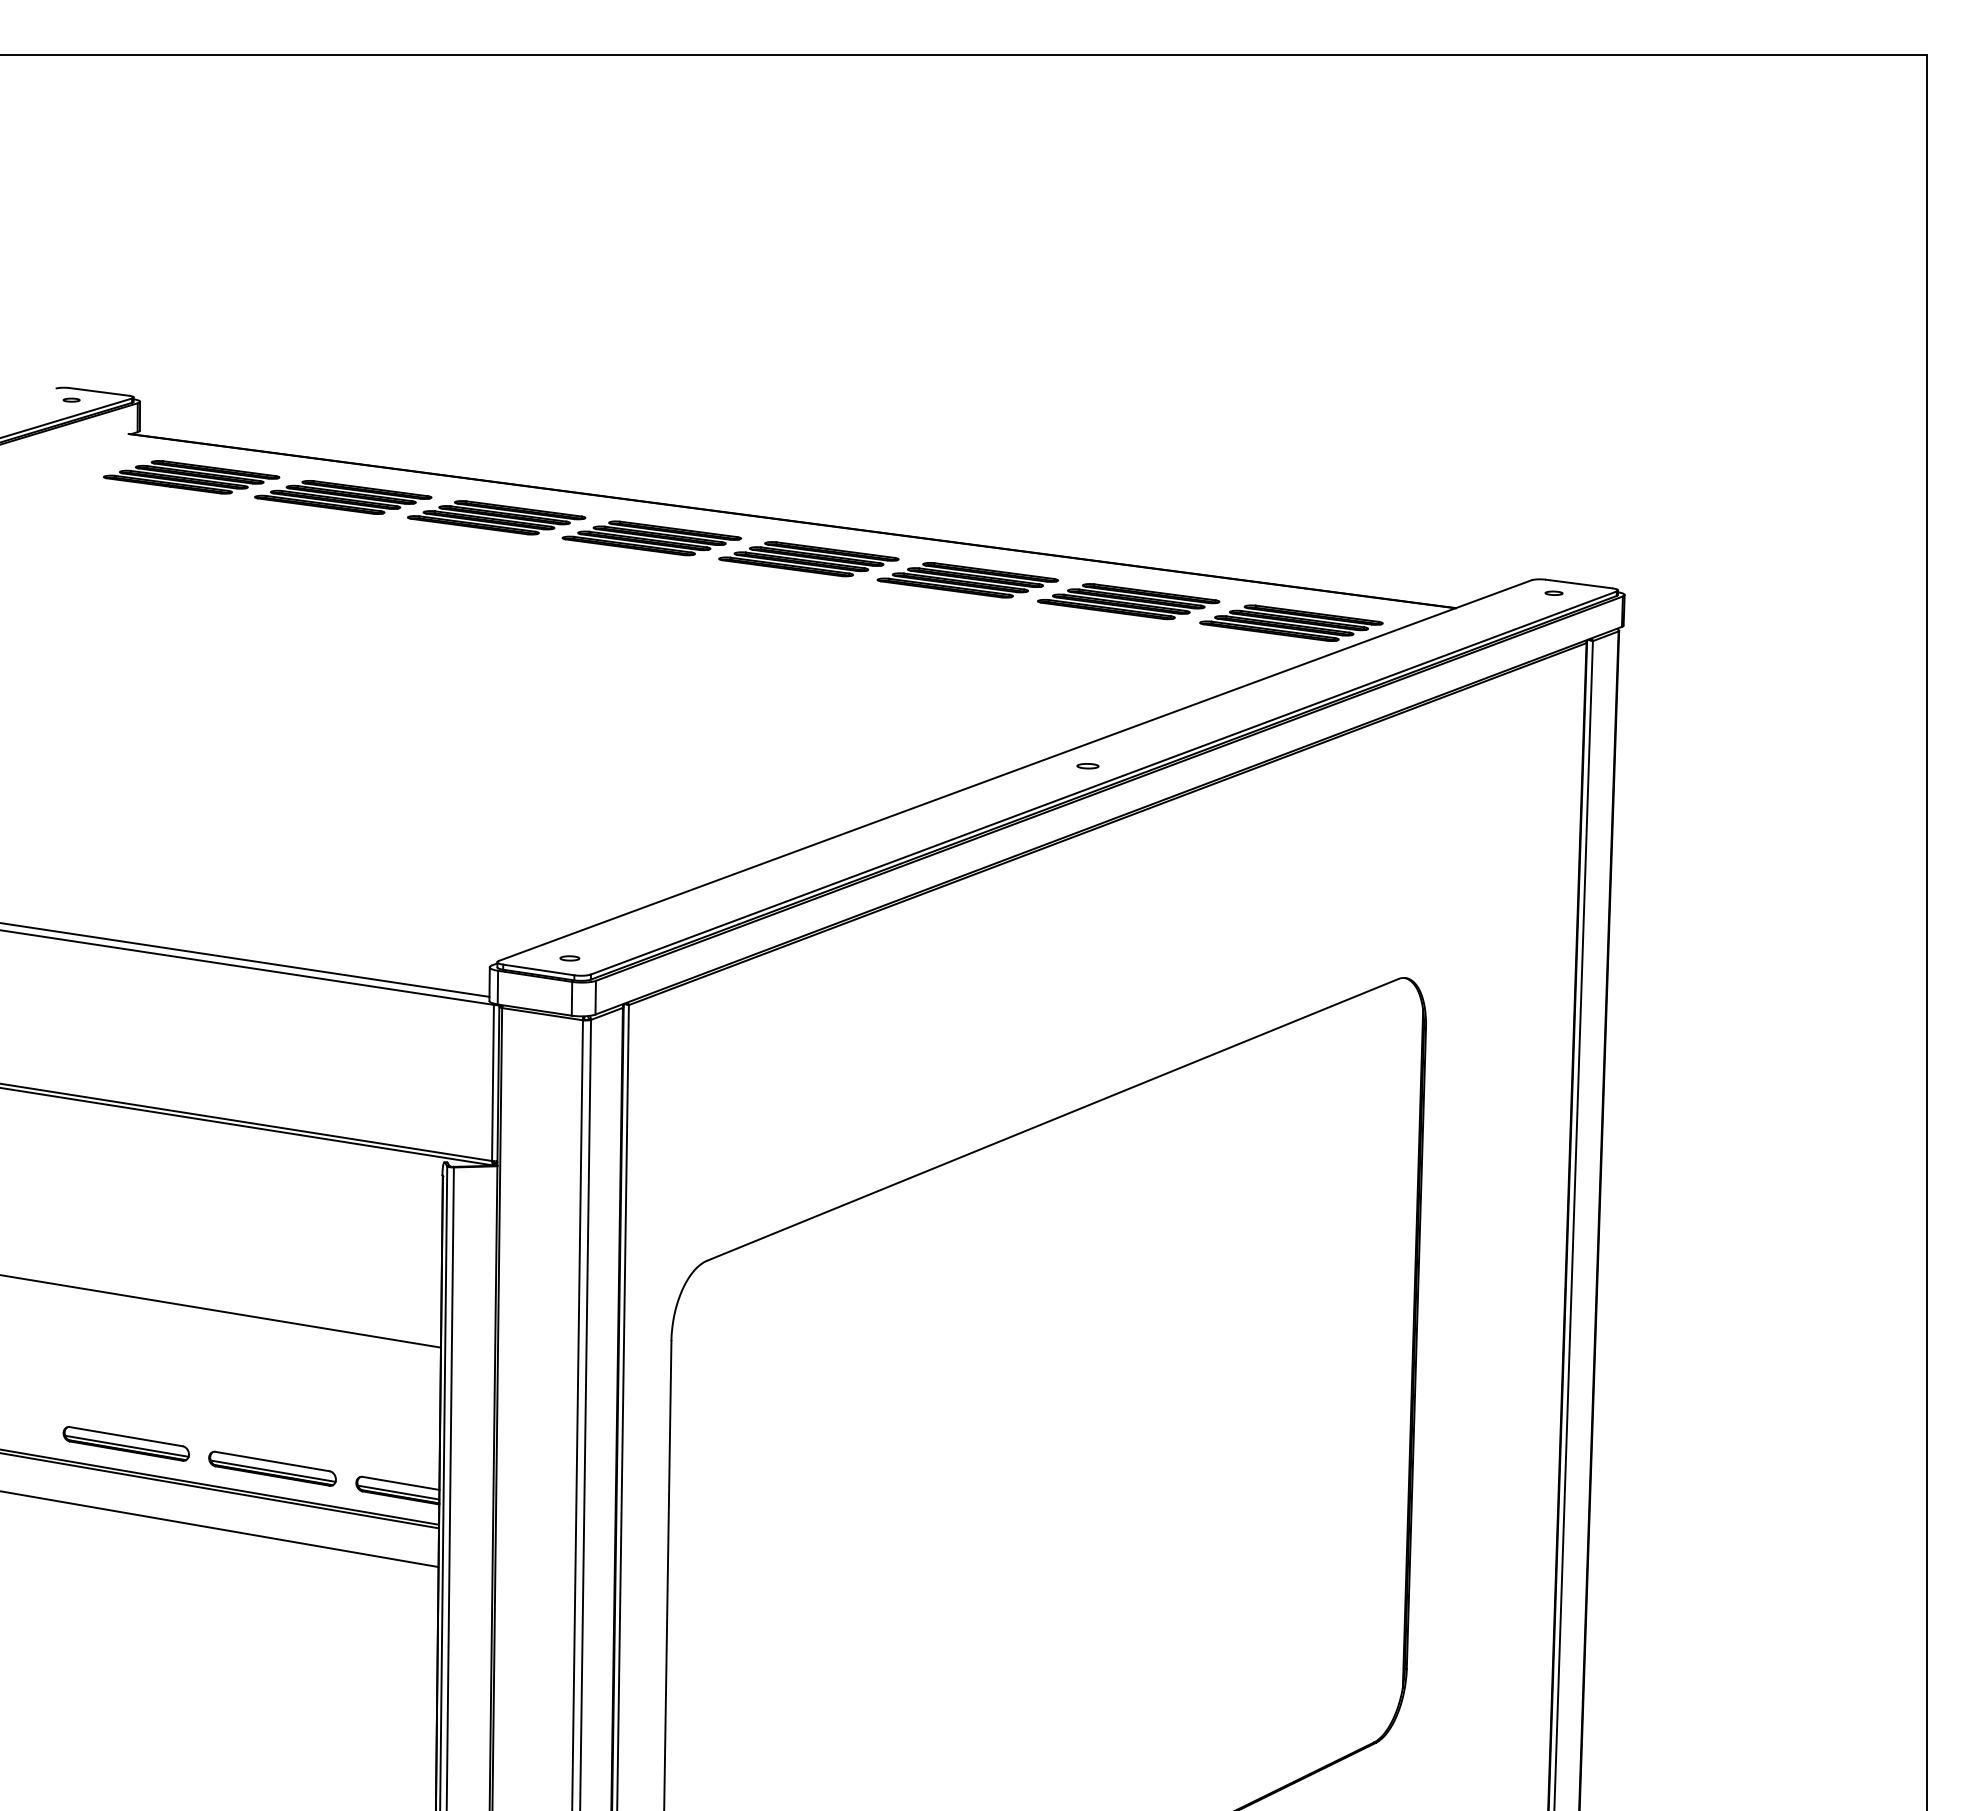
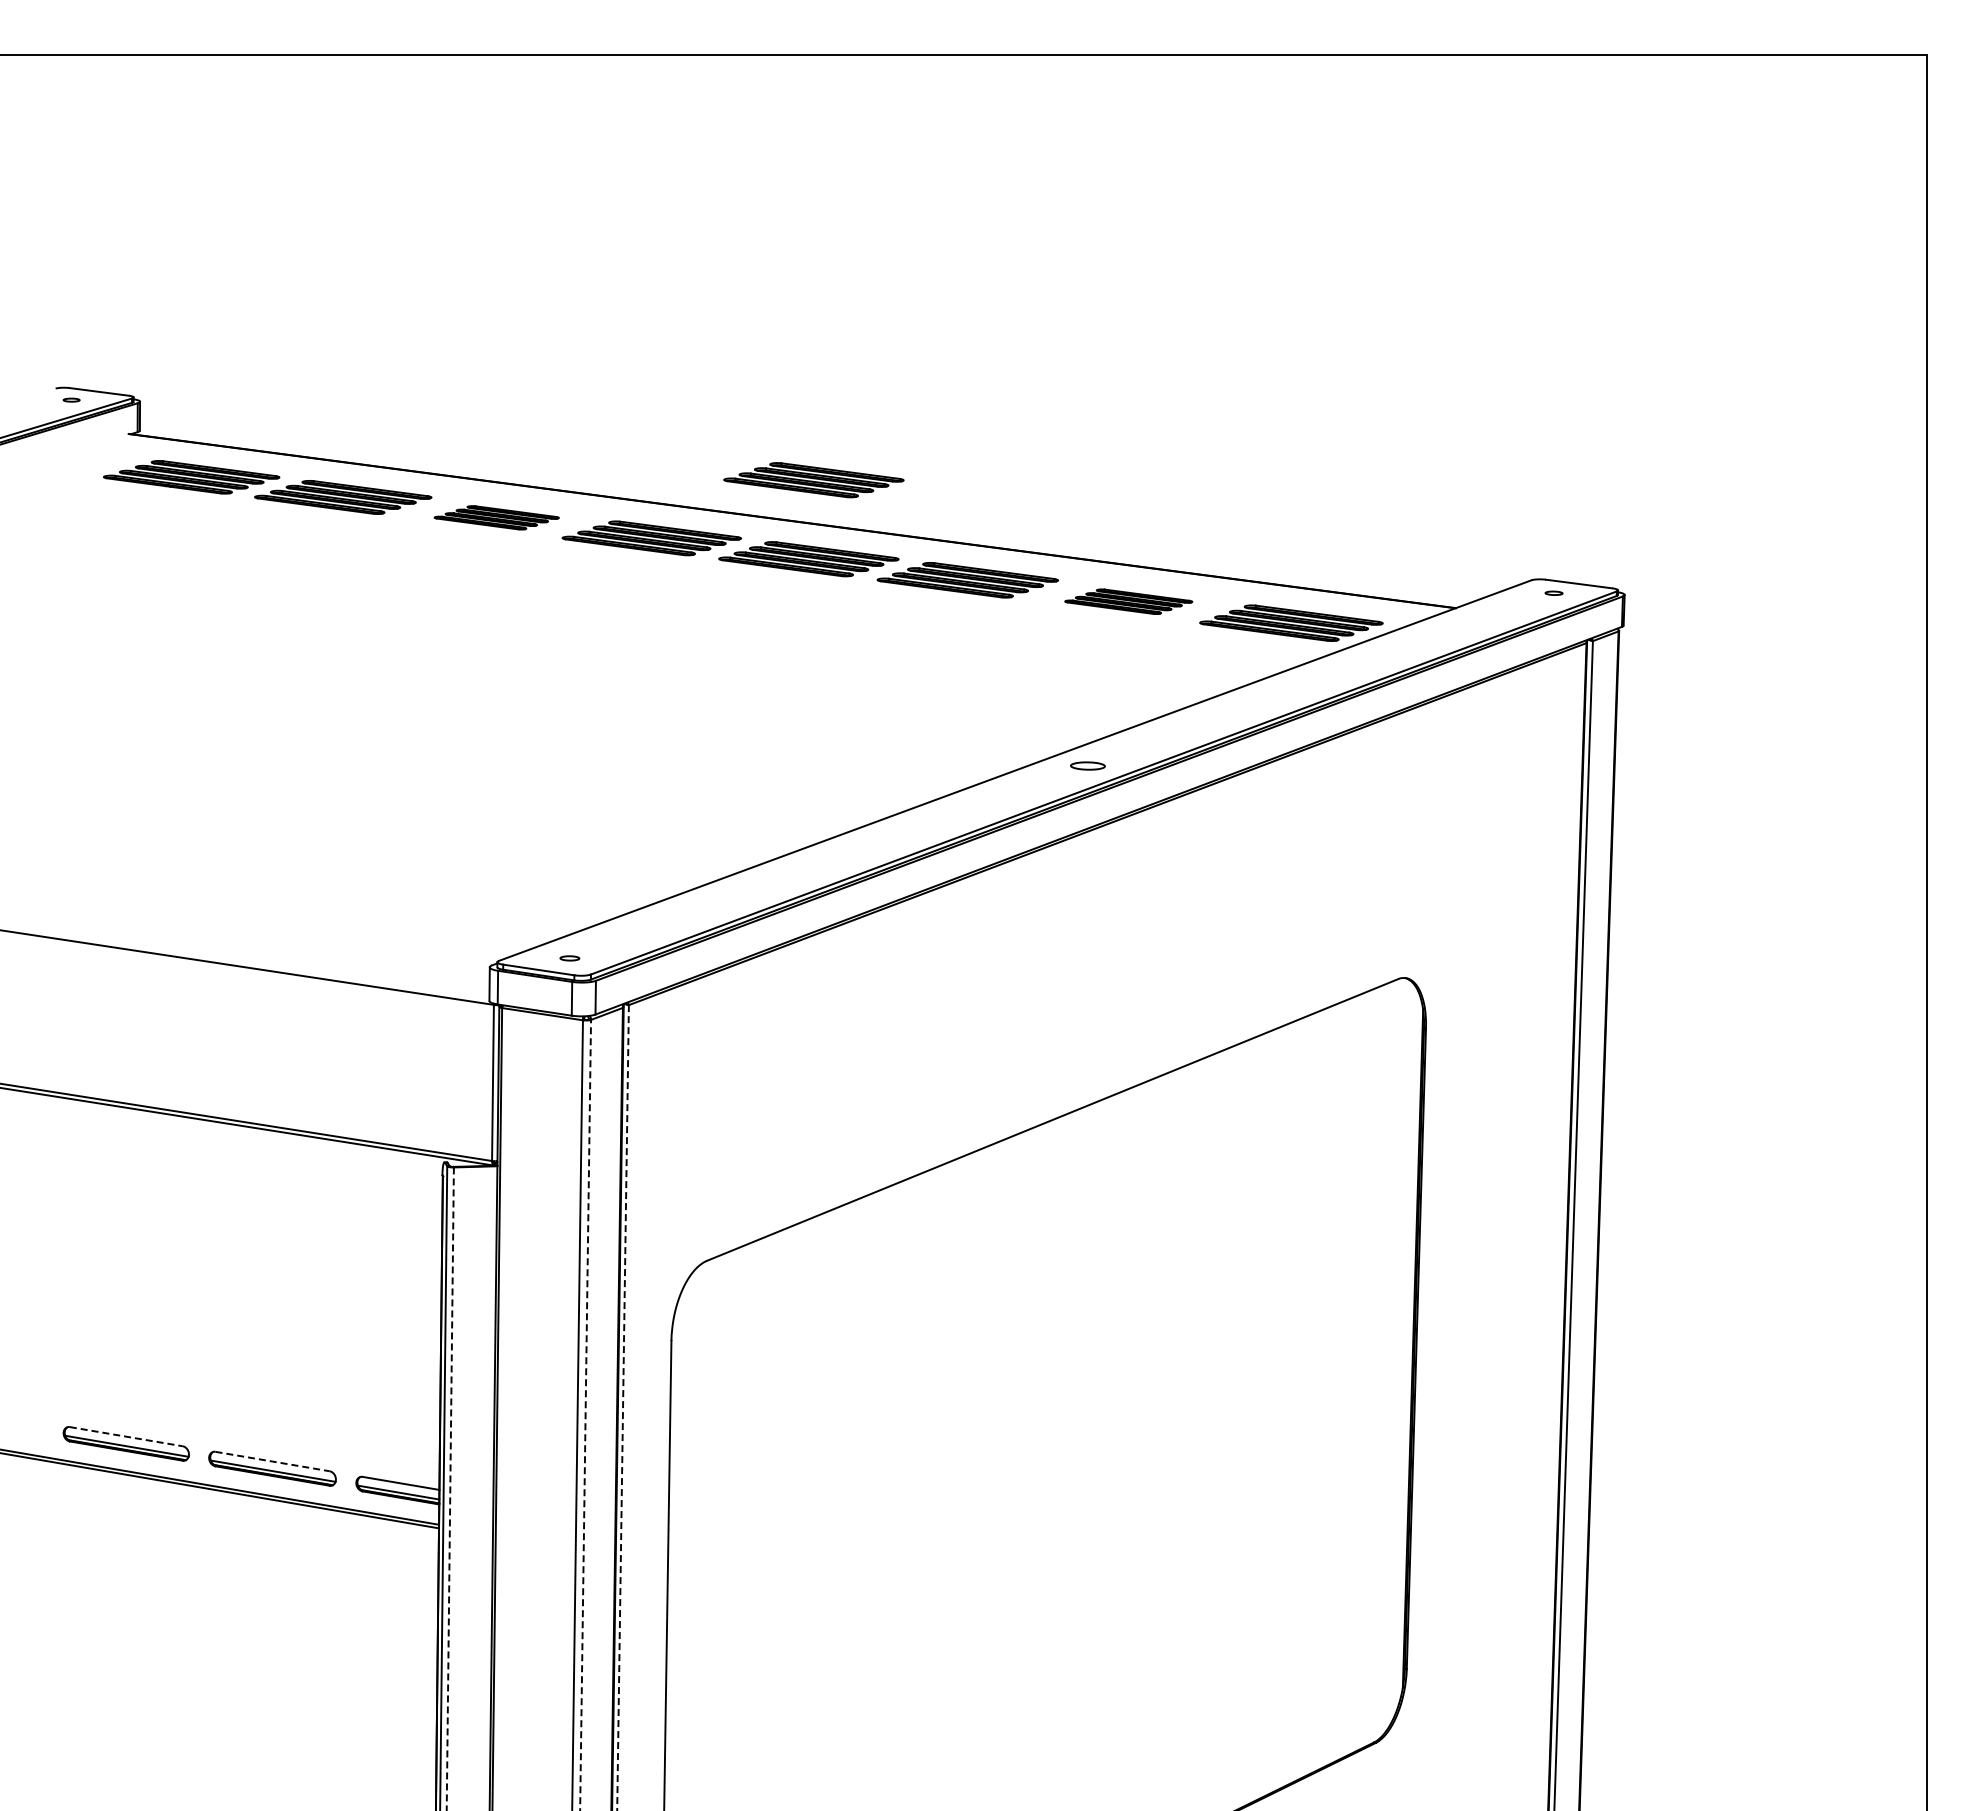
part: none -> present (813, 480)
part size: 180x36 px -> 127x26 px (496, 517)
part size: 184x38 px -> 130x27 px (1128, 601)
part size: 24x7 px -> 36x10 px (1087, 765)
line: present -> none (245, 959)
line: present -> none (221, 1311)
line: solid -> dashed (623, 1407)
line: solid -> dashed (585, 1414)
line: solid -> dashed (126, 1436)
line: solid -> dashed (272, 1461)
line: solid -> dashed (450, 1489)
line: present -> none (220, 1529)
